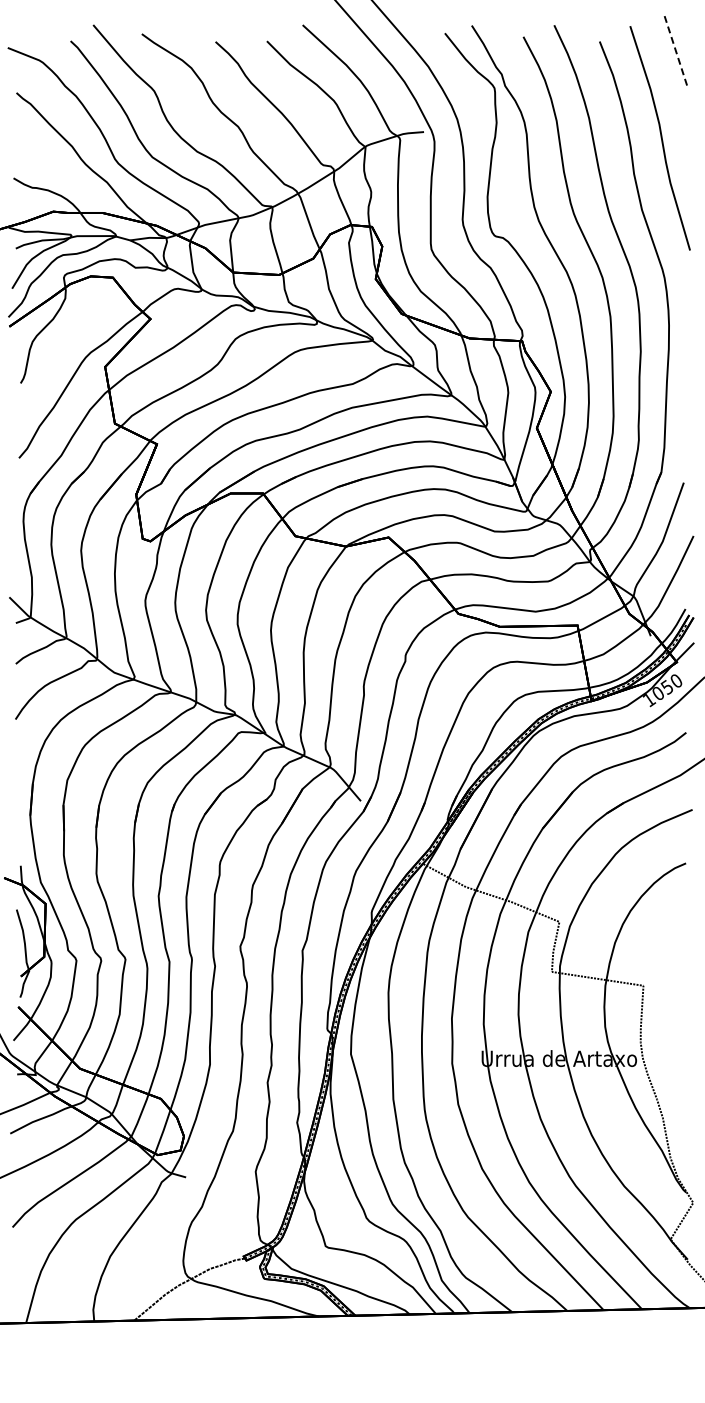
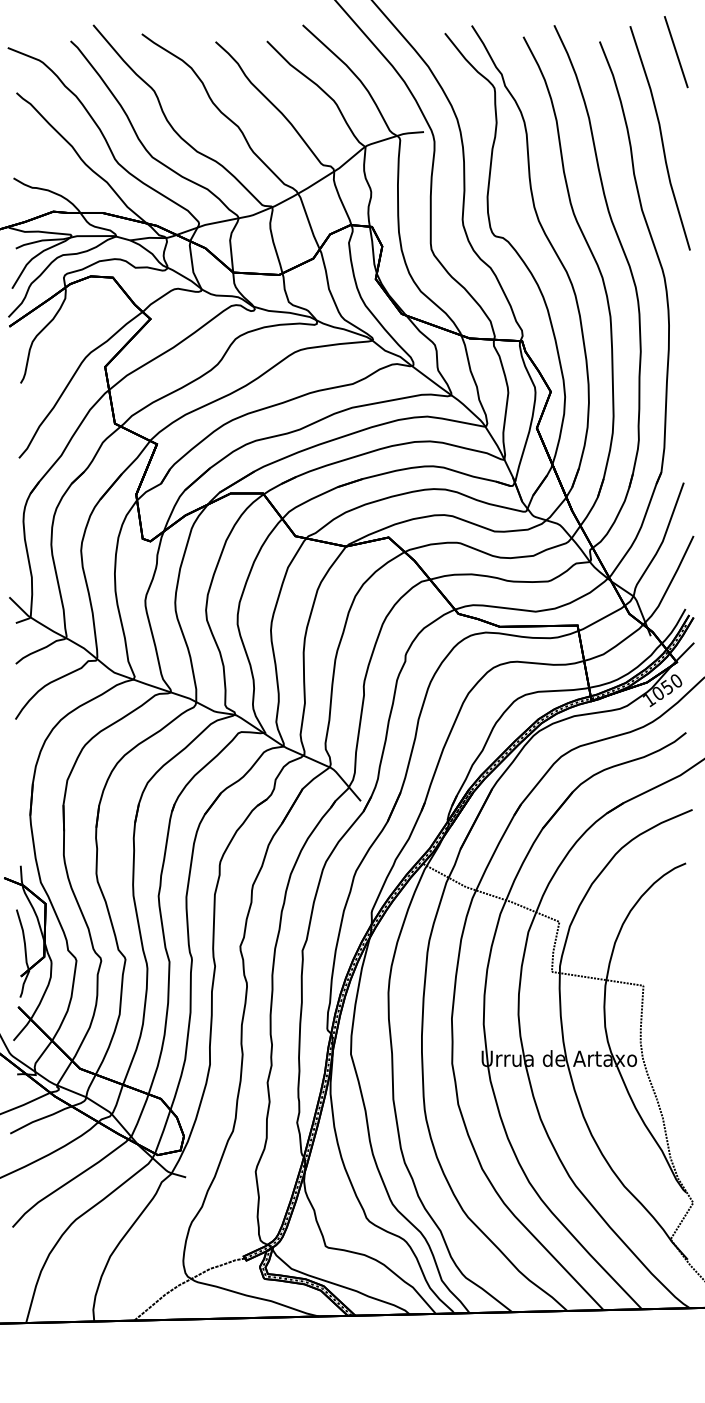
line: dashed -> solid (676, 52)
